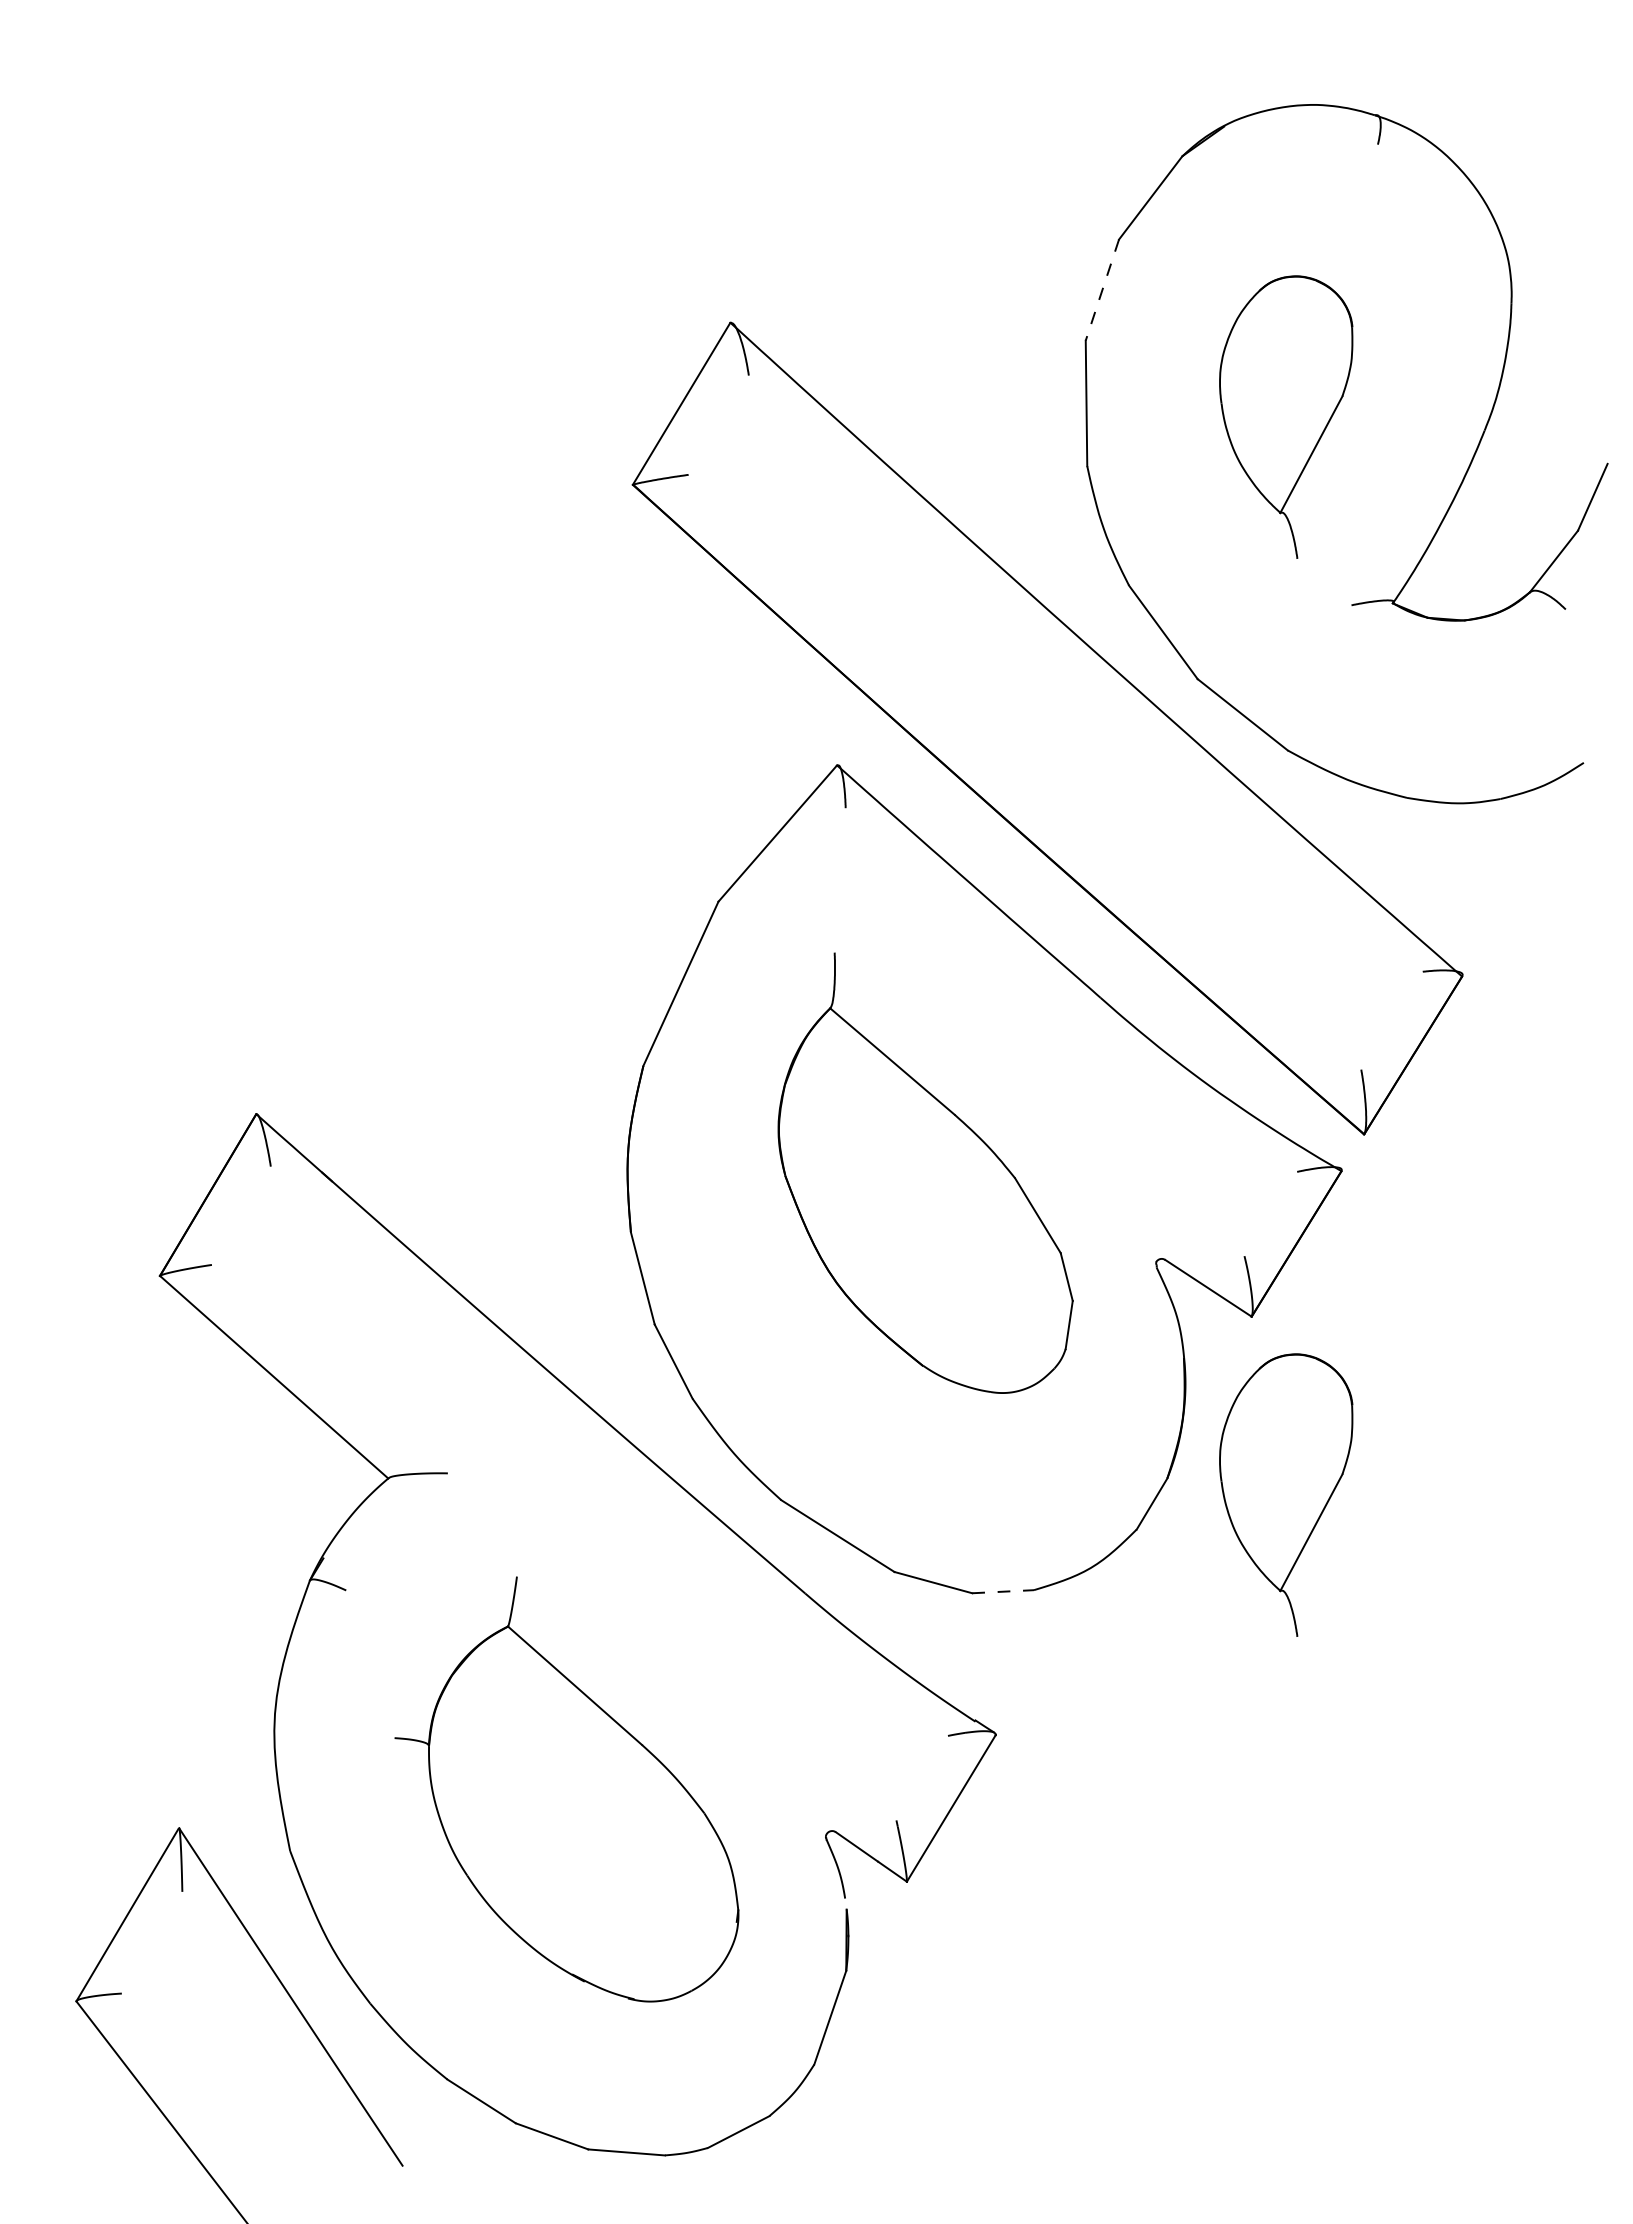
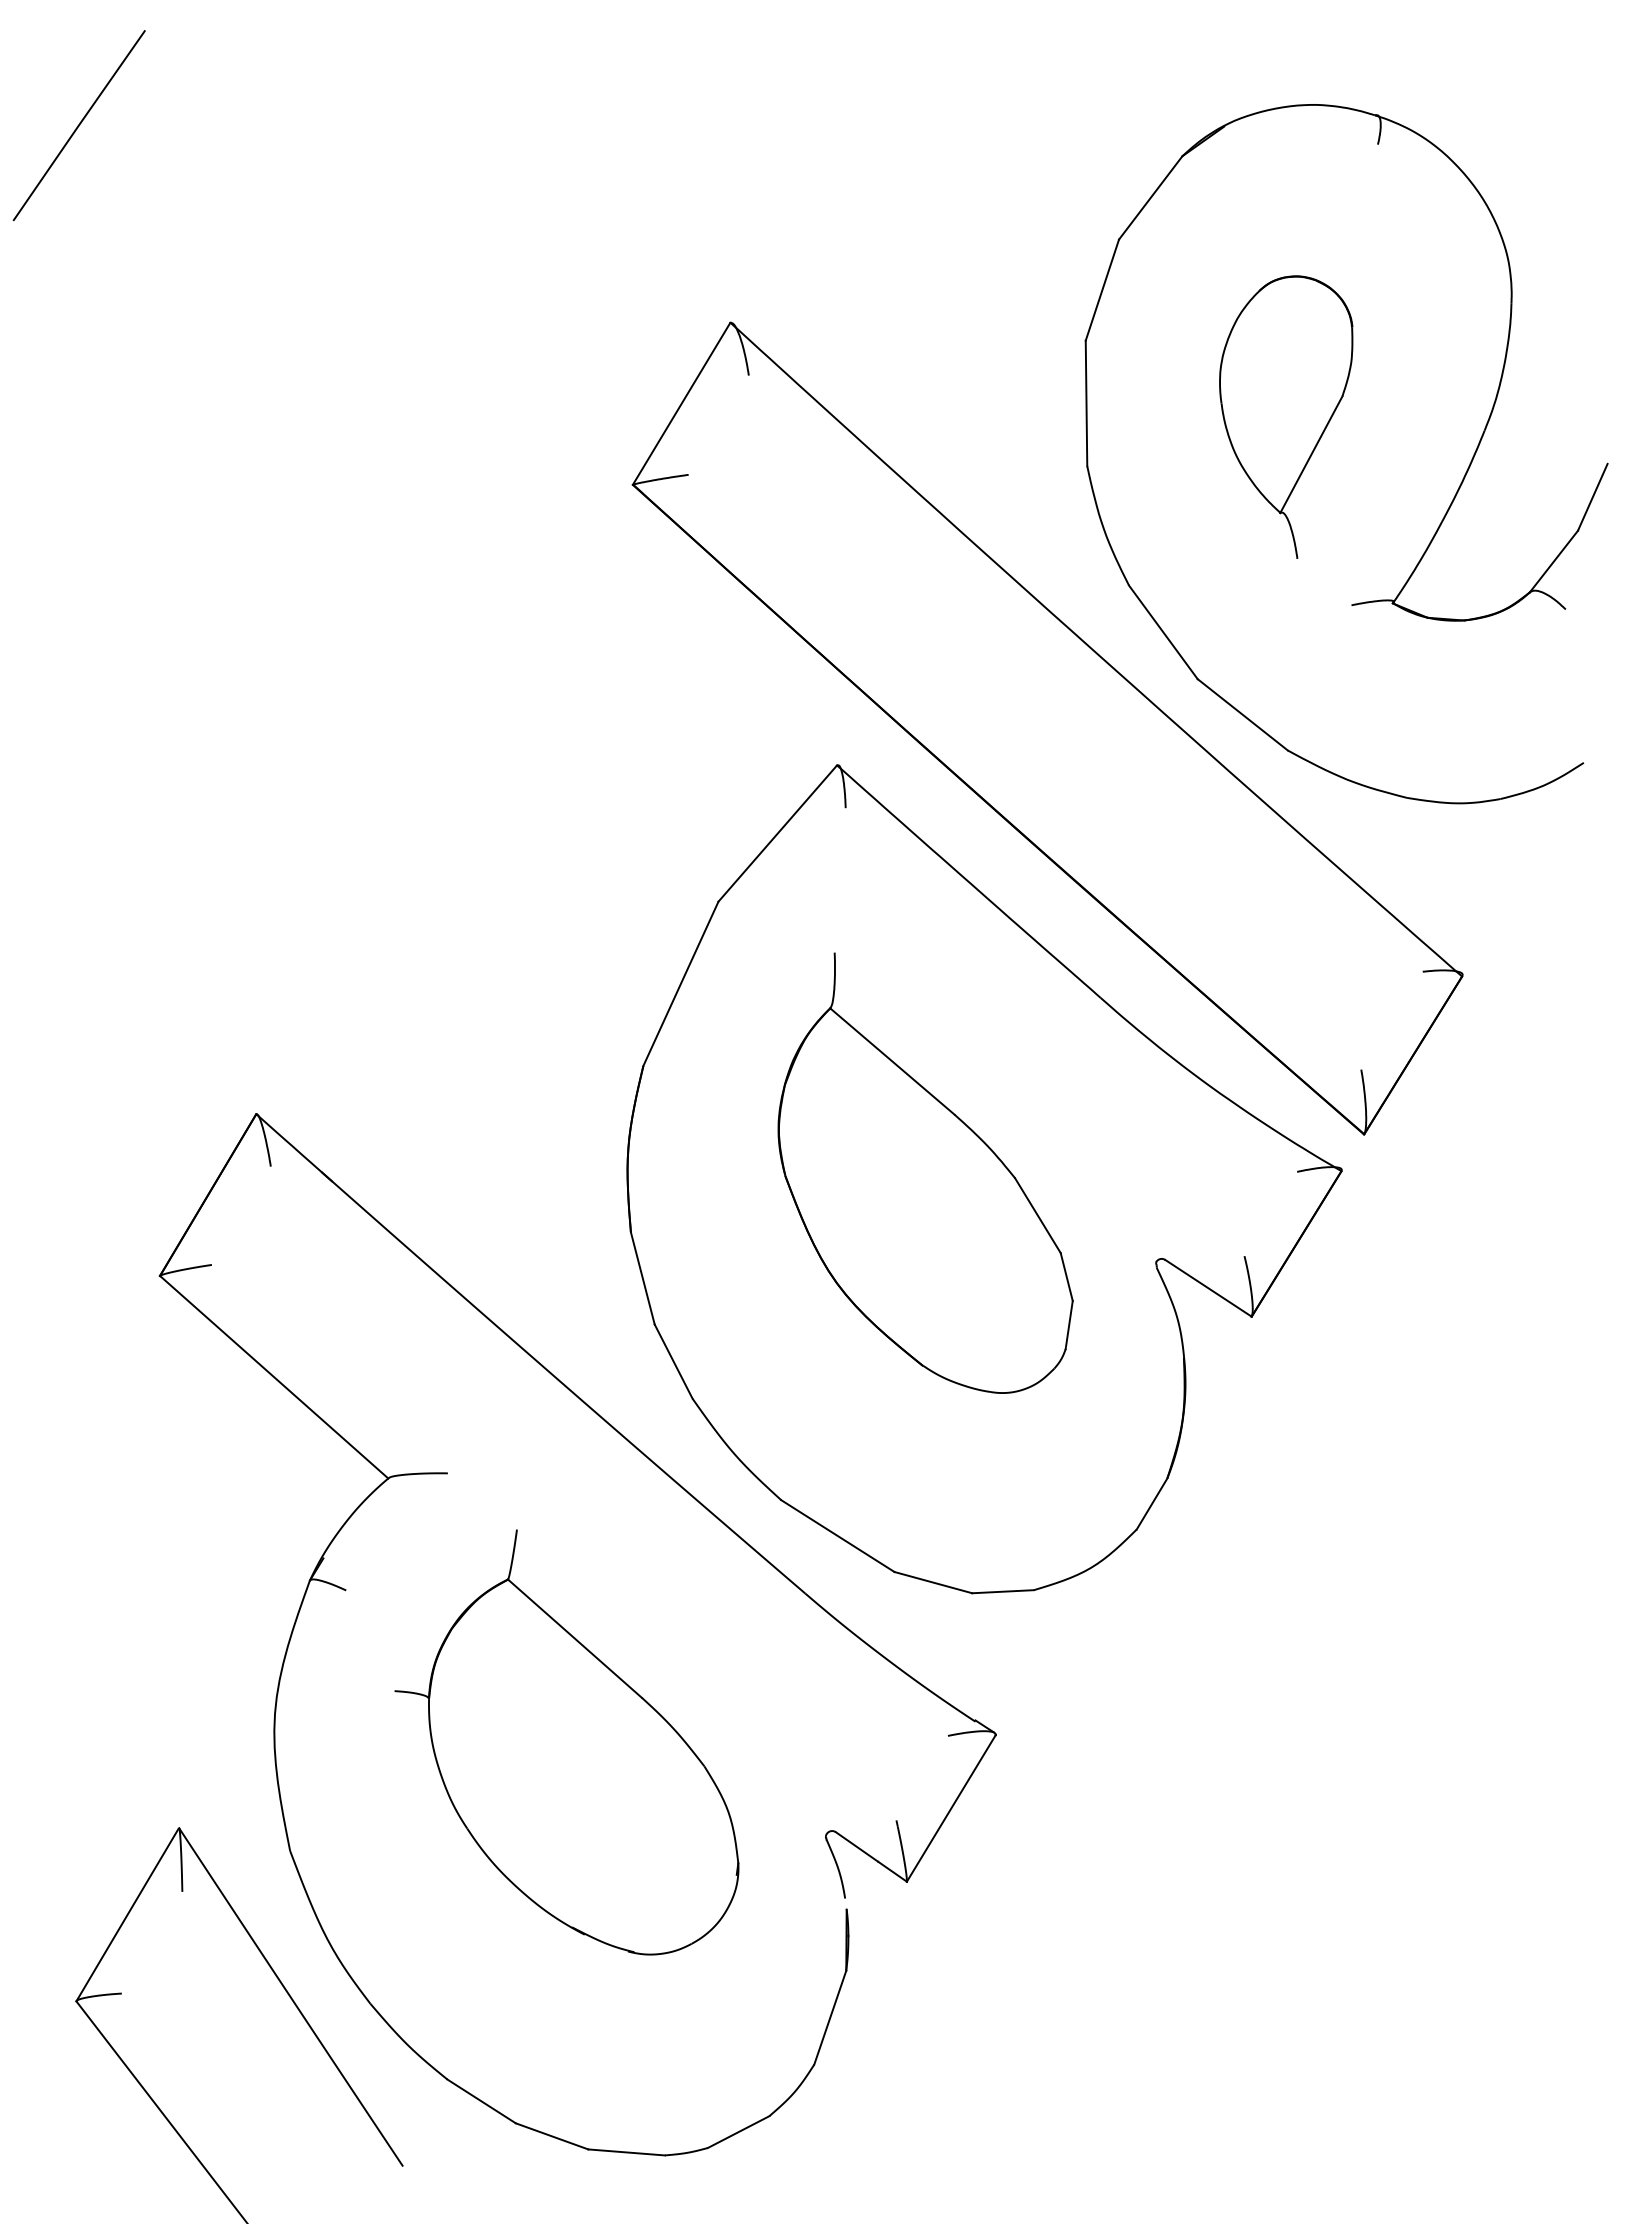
line: none -> present (78, 125)
line: dashed -> solid (1102, 290)
part: present -> none (1286, 1494)
line: dashed -> solid (1003, 1591)
part position: (566, 1789) -> (566, 1742) (566, 1742)
